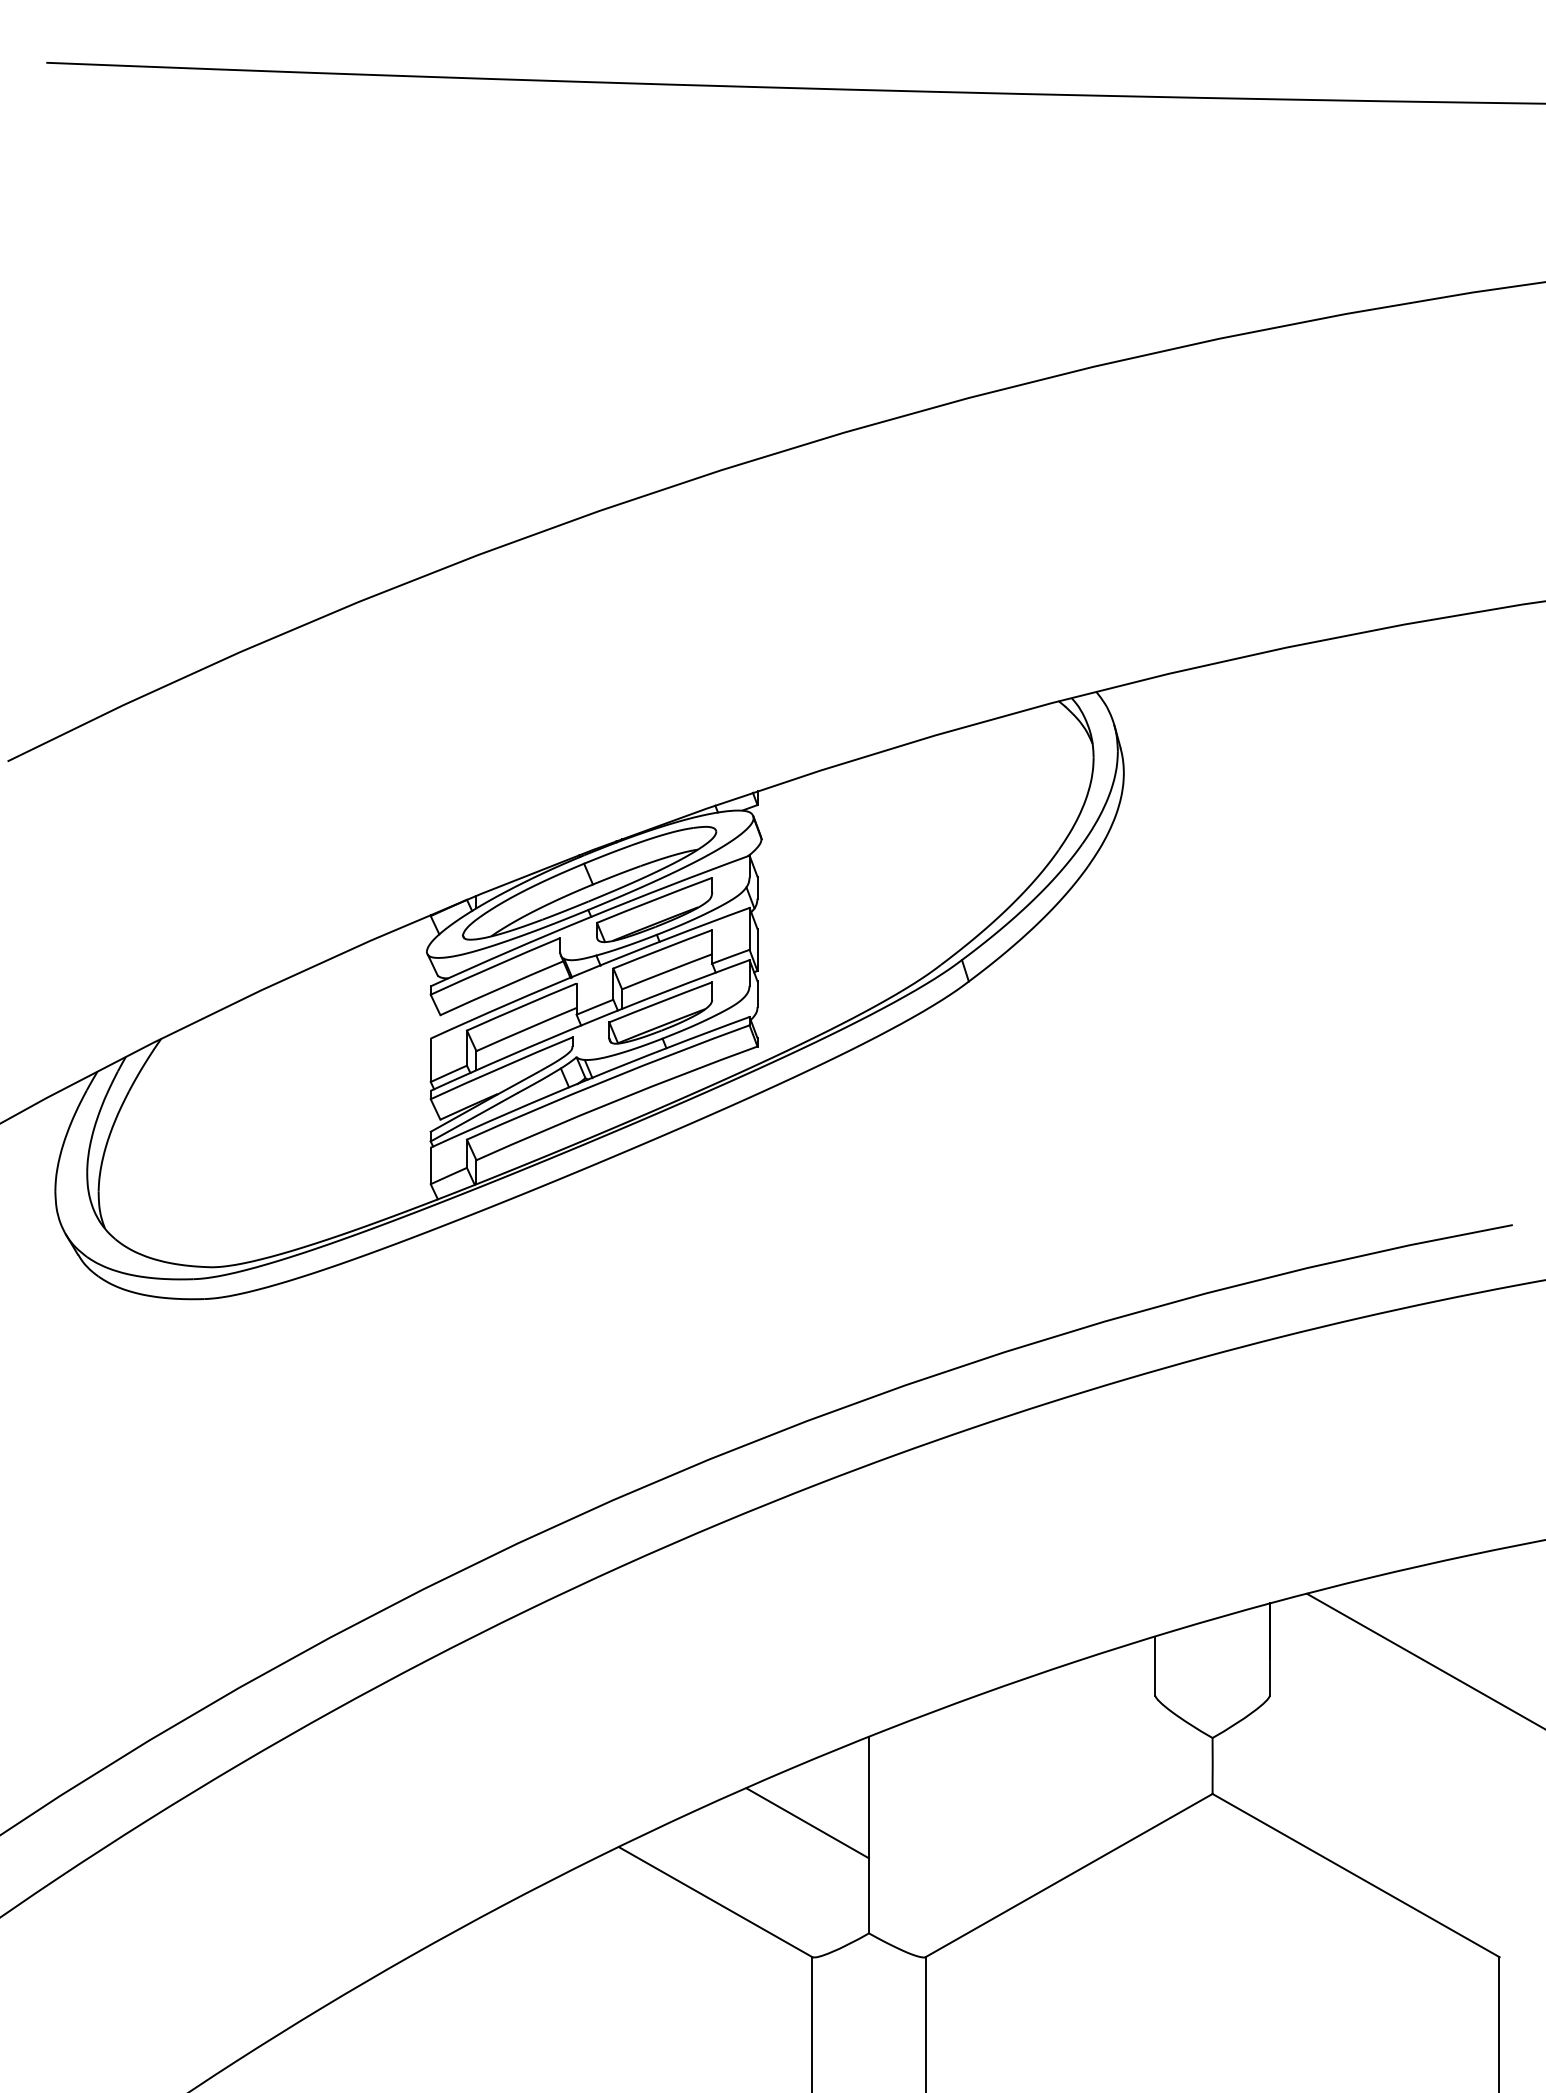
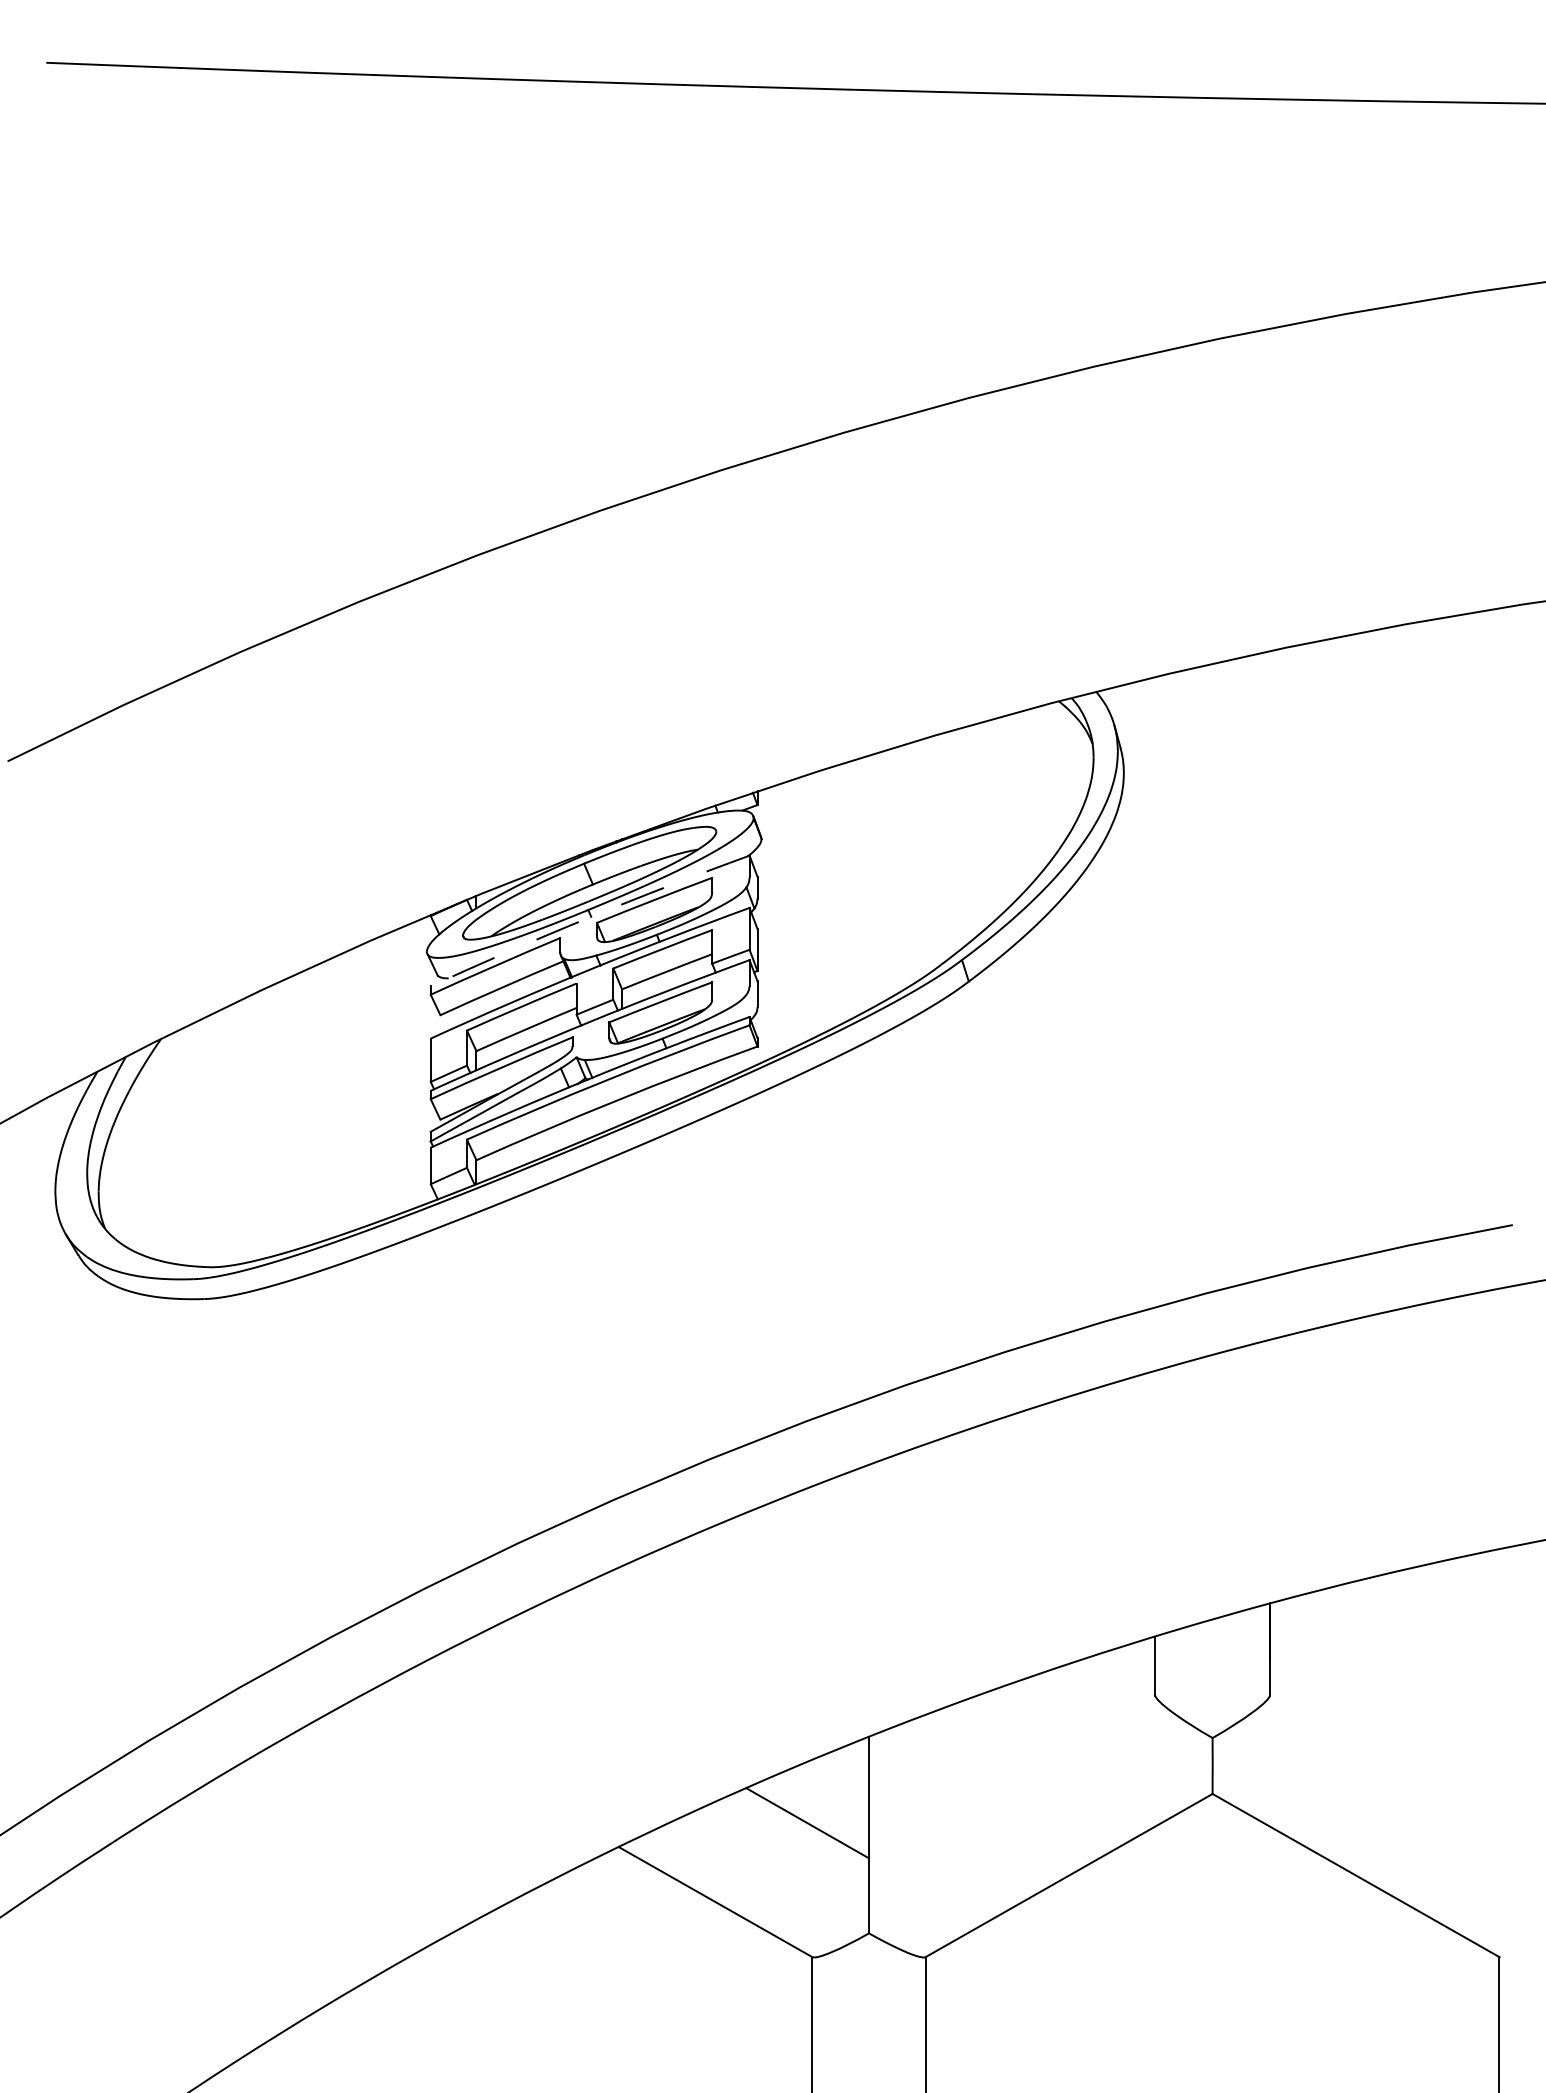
arc: solid -> dashed (588, 917)
line: present -> none (1424, 1660)
